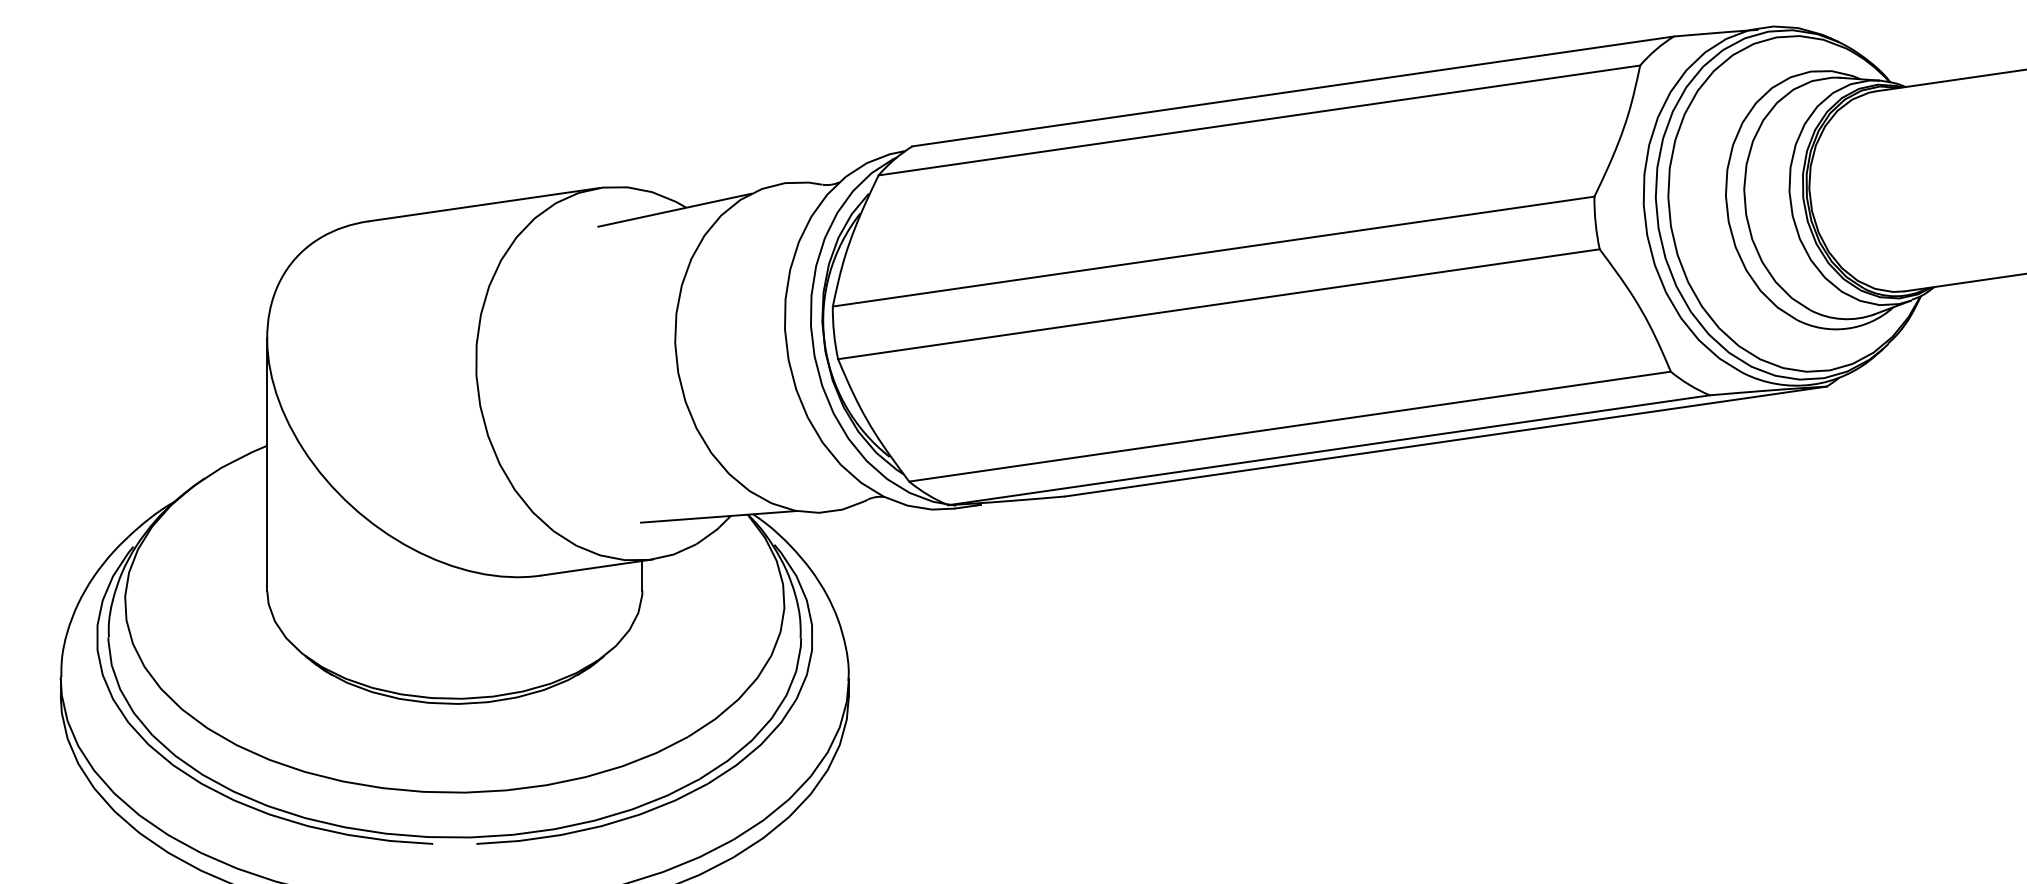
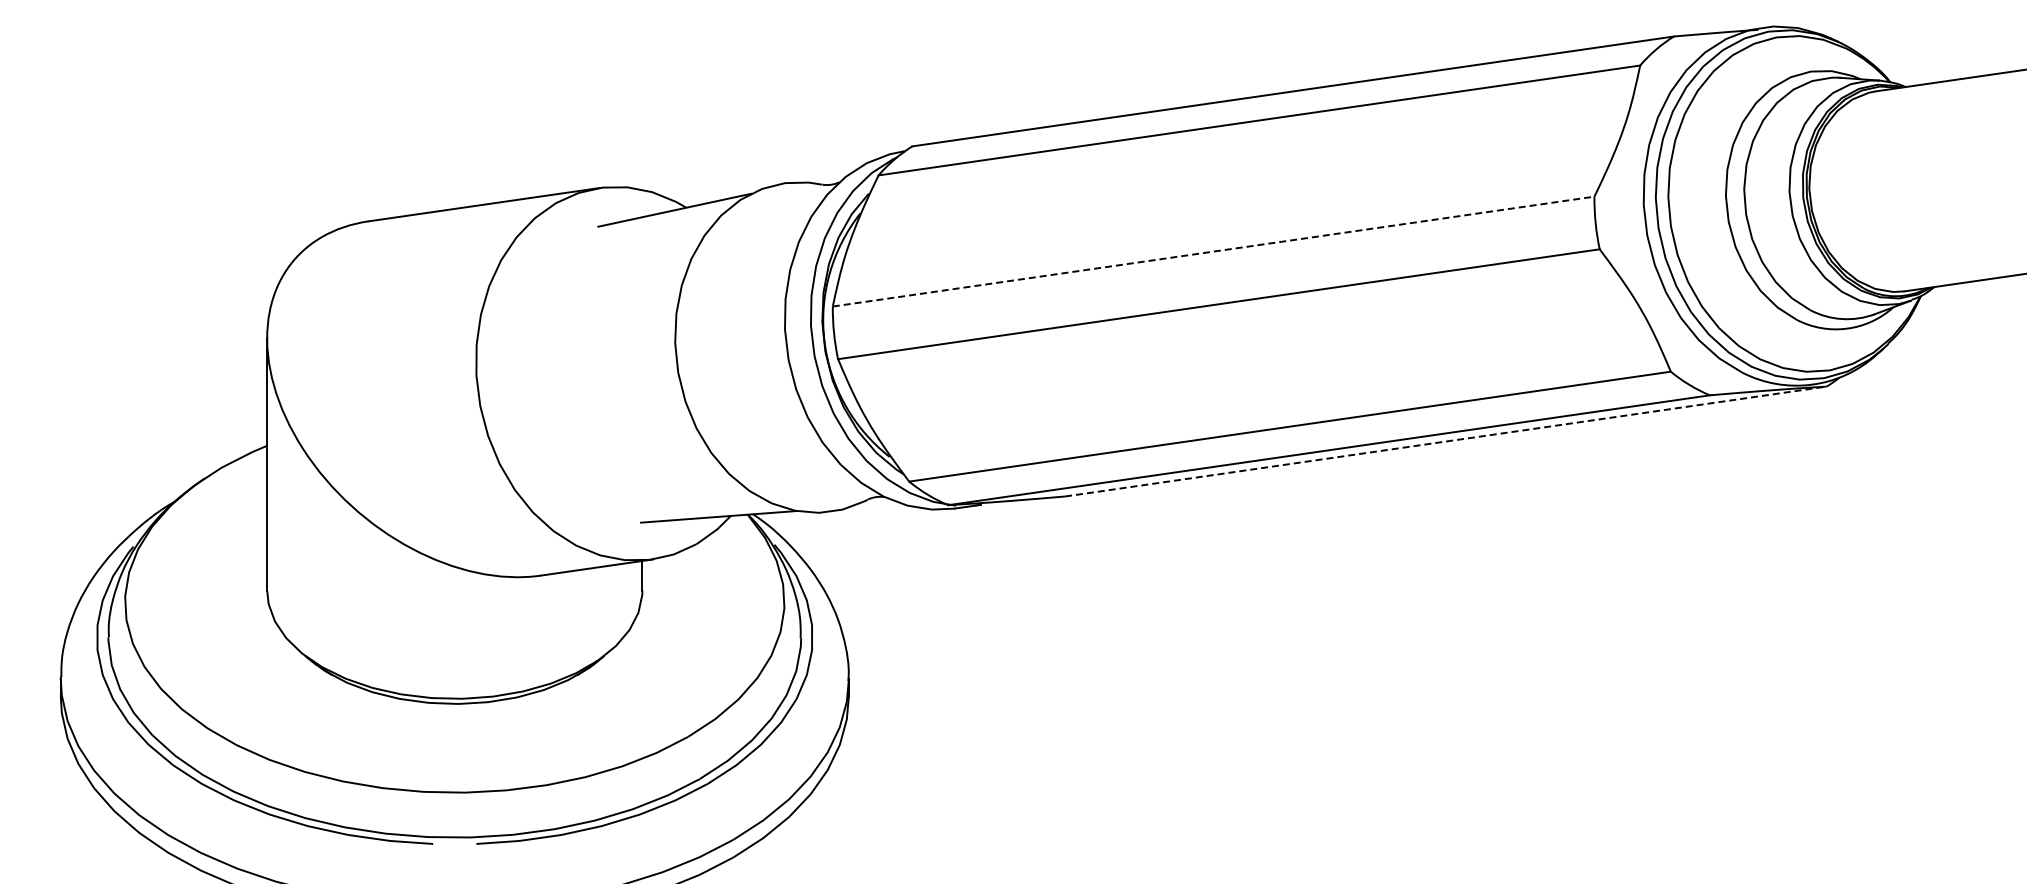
line: solid -> dashed (1213, 251)
line: solid -> dashed (1445, 441)
